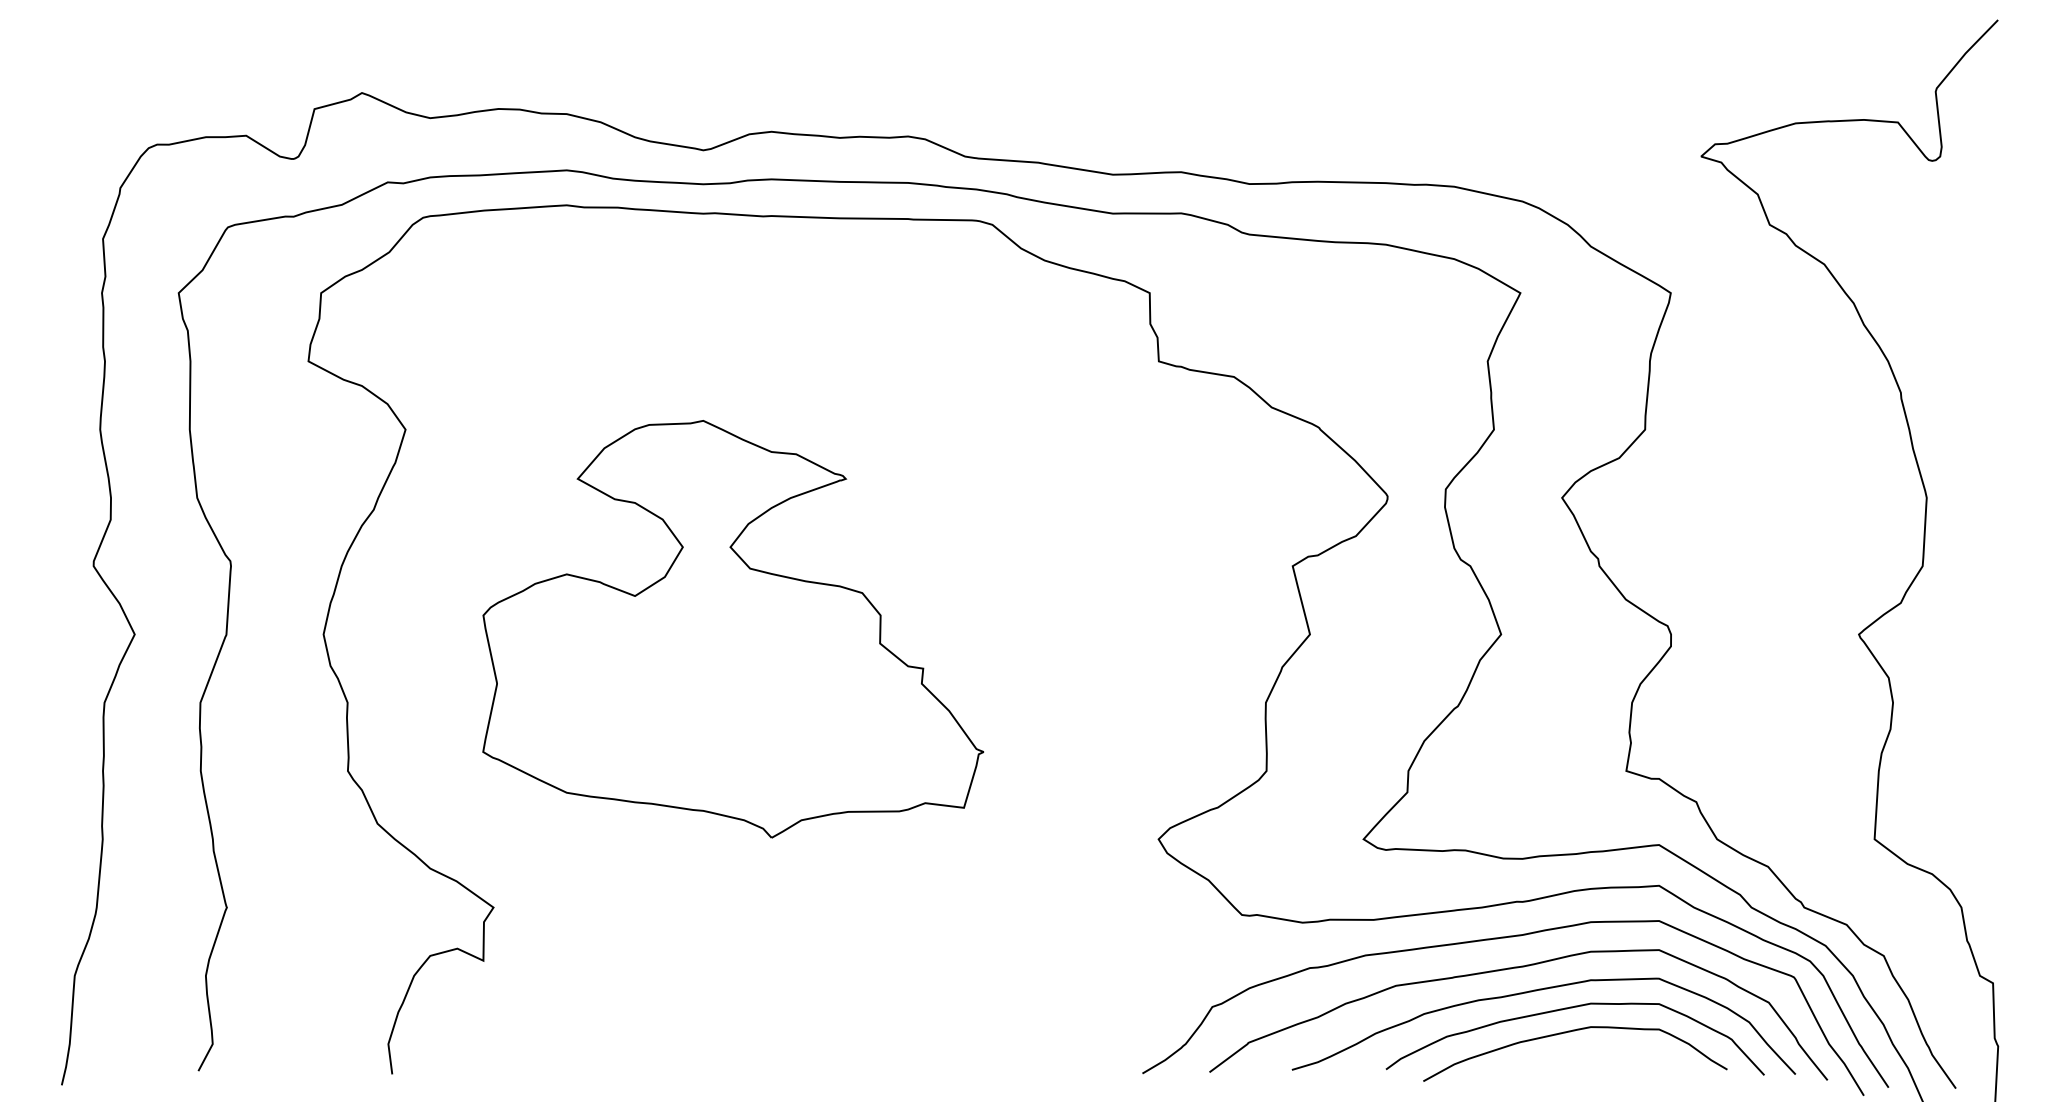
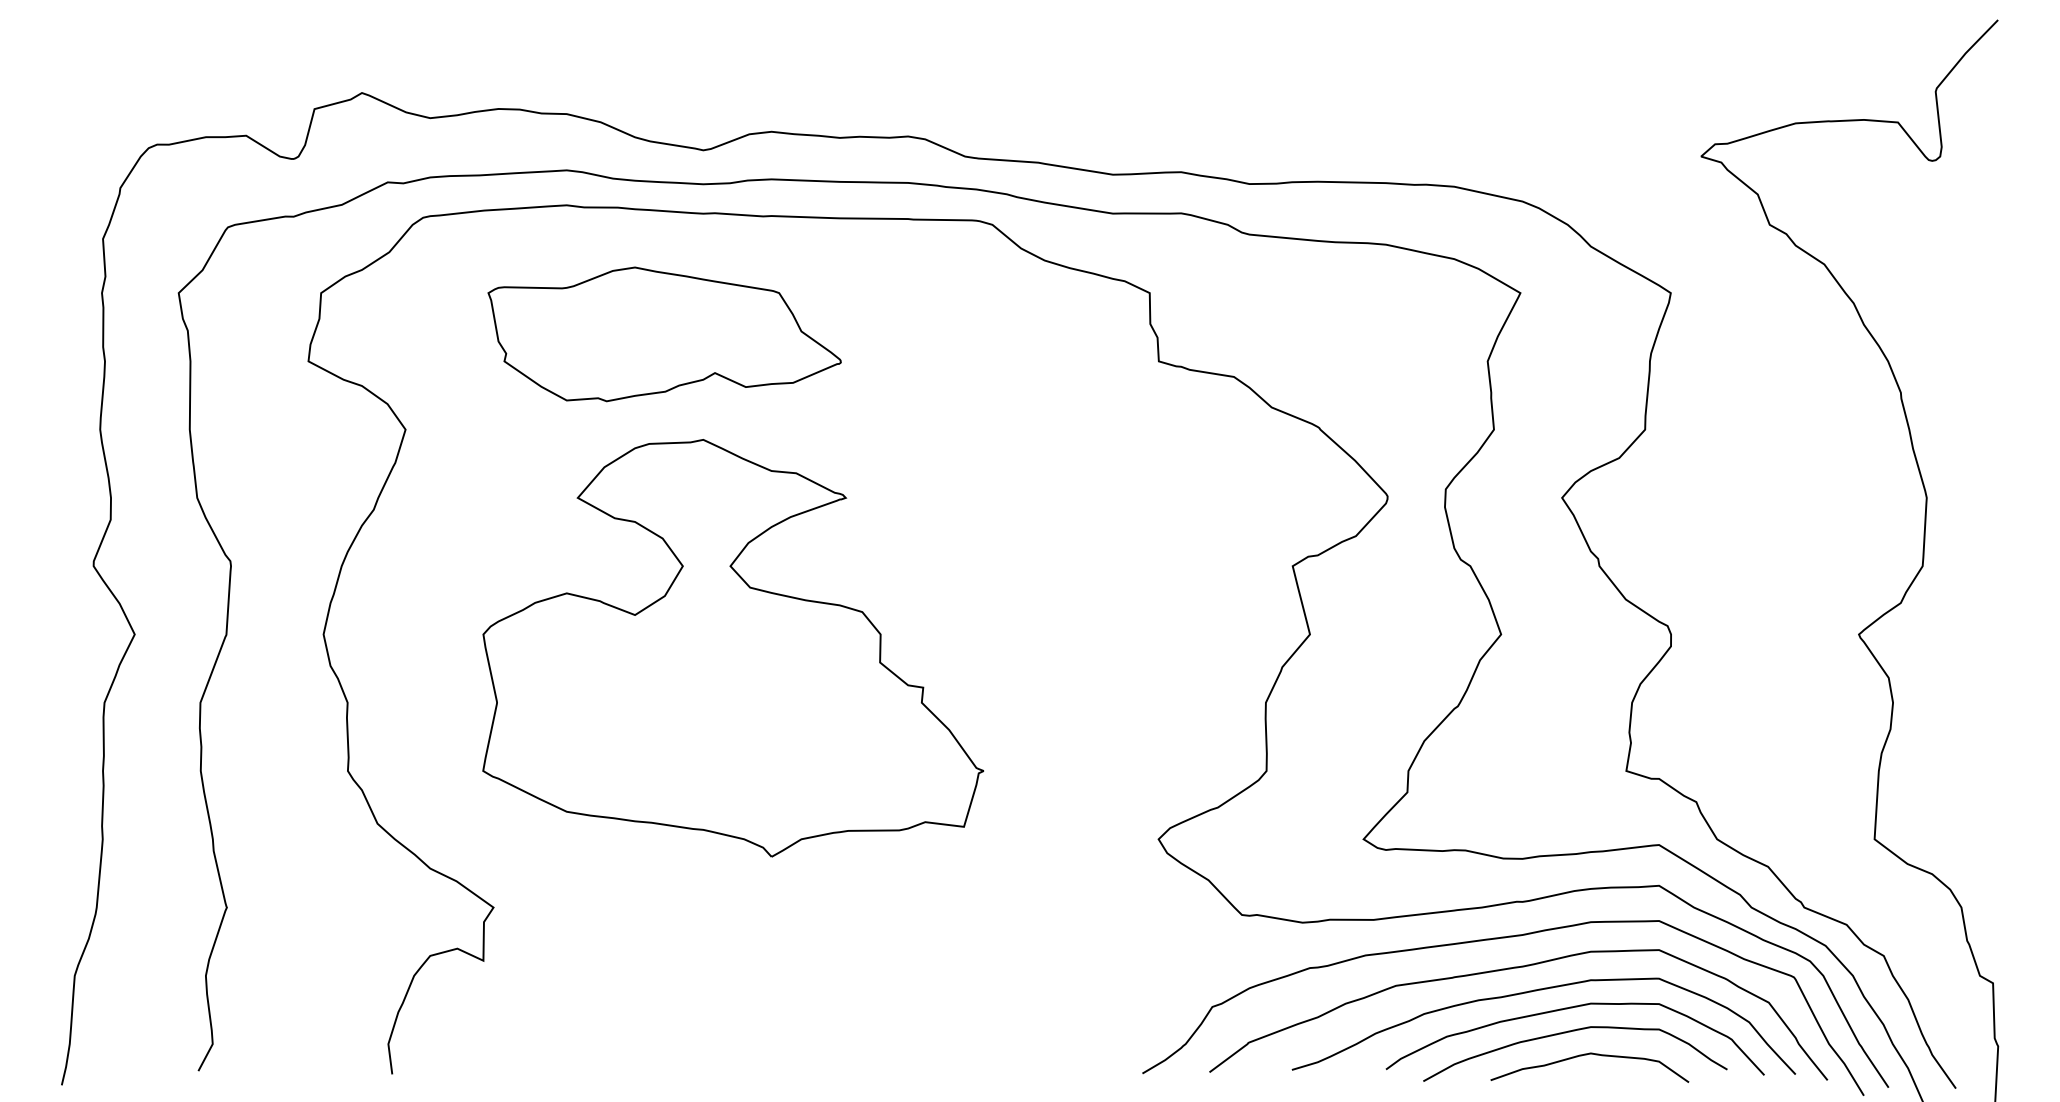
part: none -> present (664, 334)
part position: (733, 629) -> (733, 648) (733, 648)
curve: none -> present (1586, 1055)
